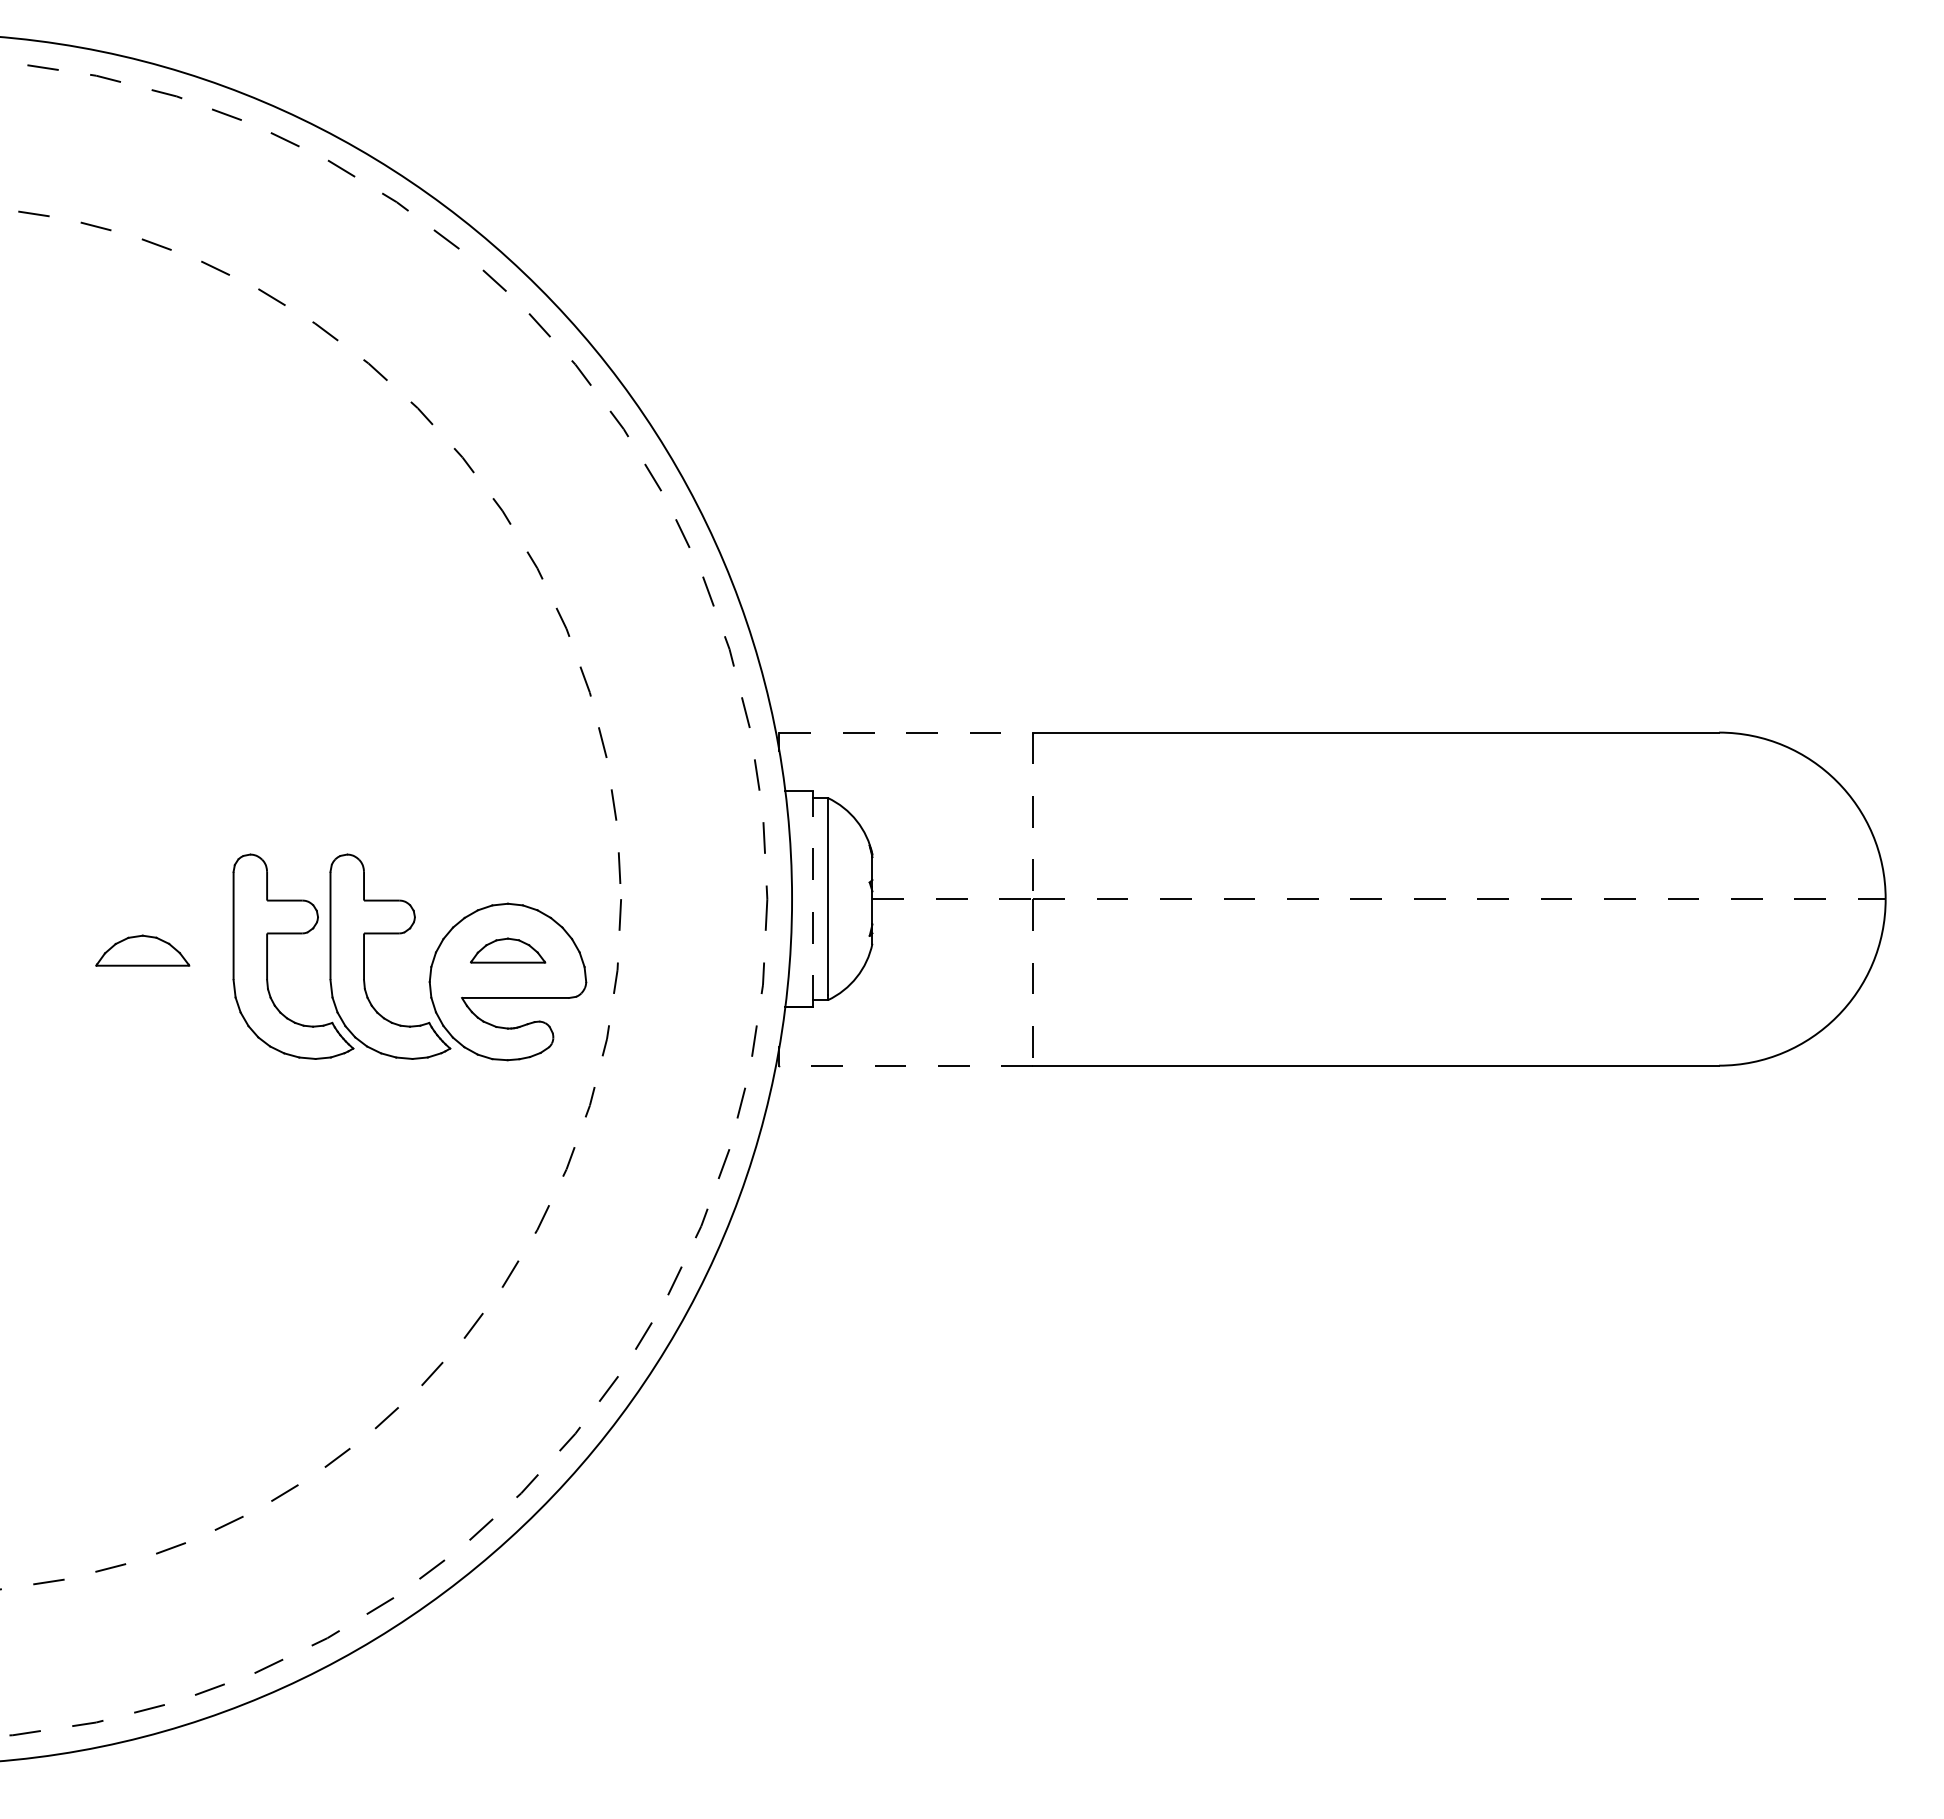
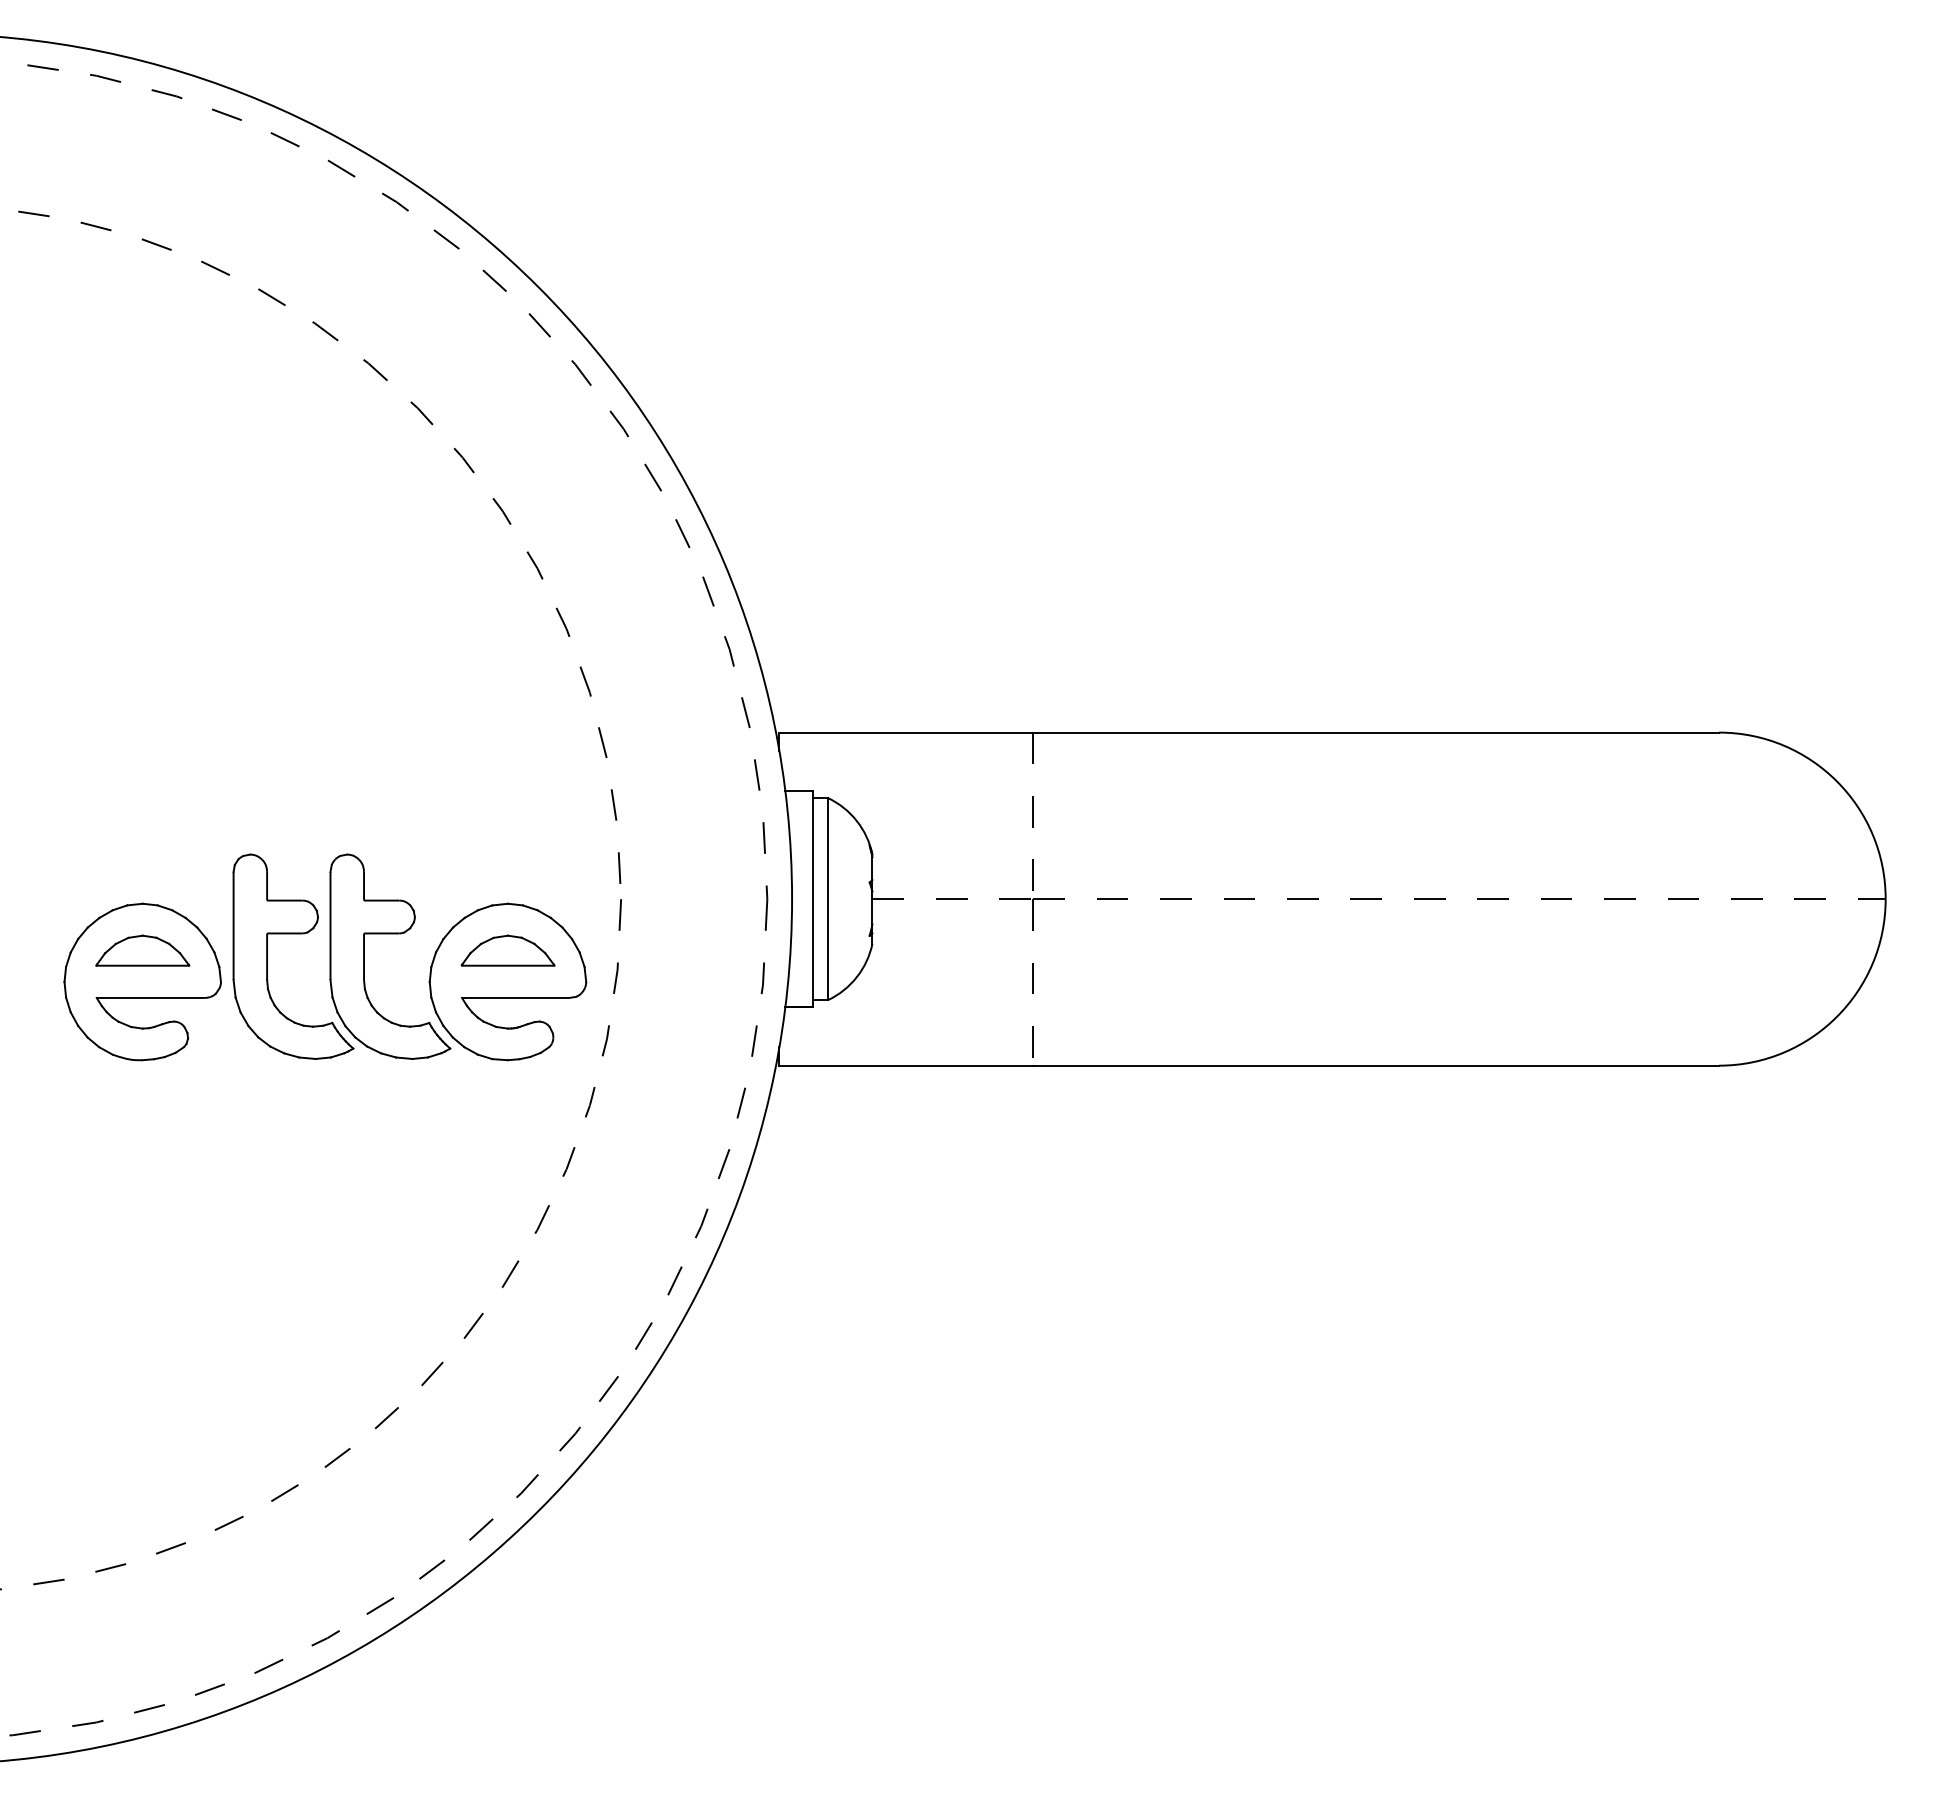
line: dashed -> solid (906, 732)
line: dashed -> solid (812, 899)
part size: 77x27 px -> 96x33 px (507, 950)
part: none -> present (142, 981)
line: dashed -> solid (906, 1065)
